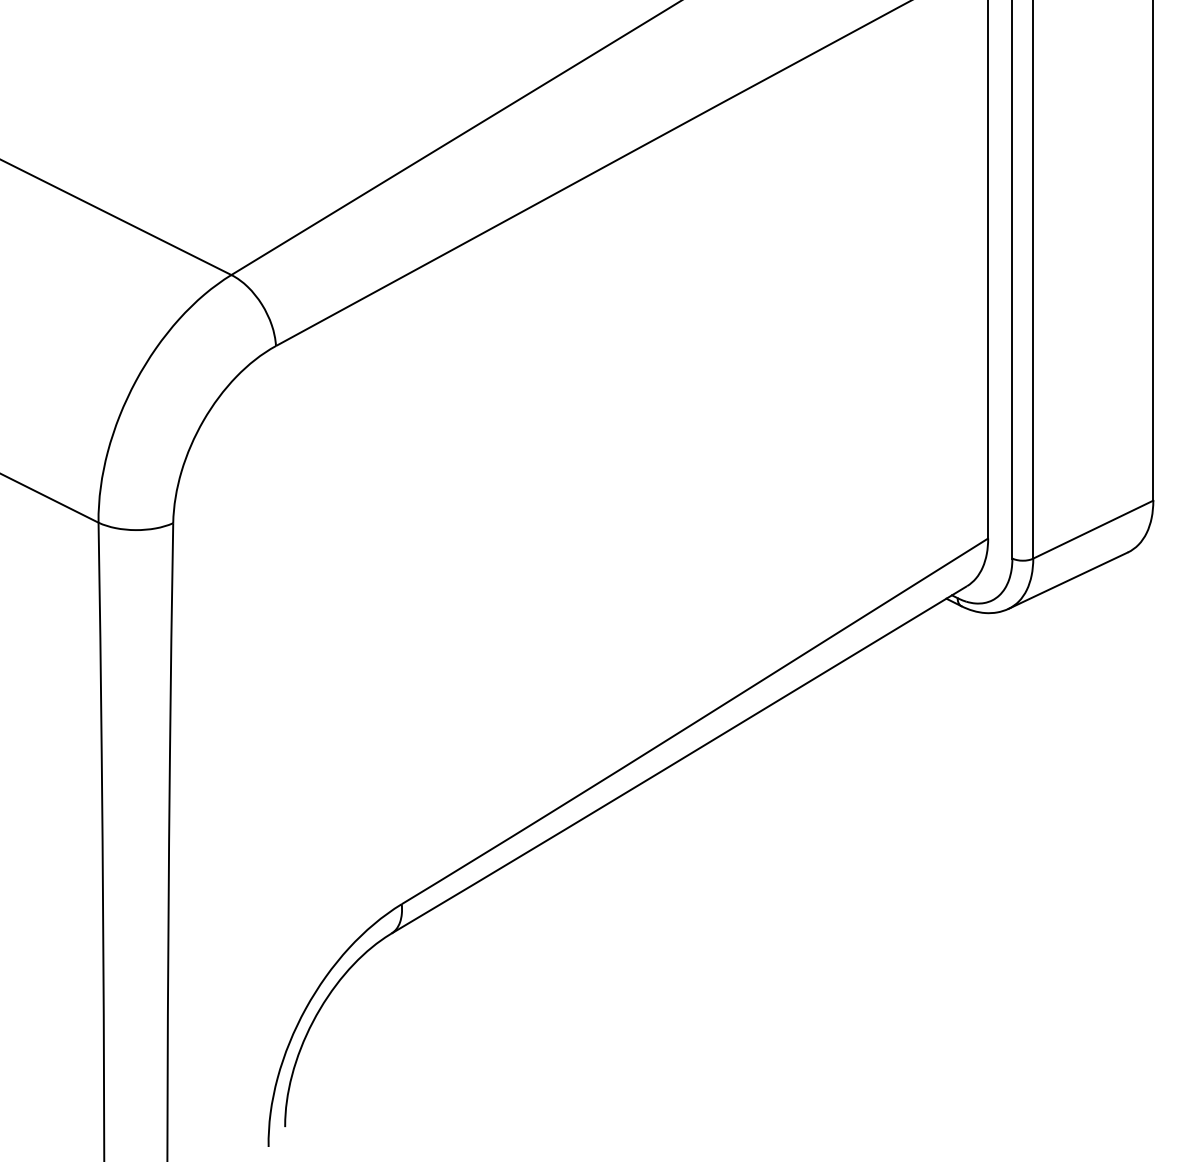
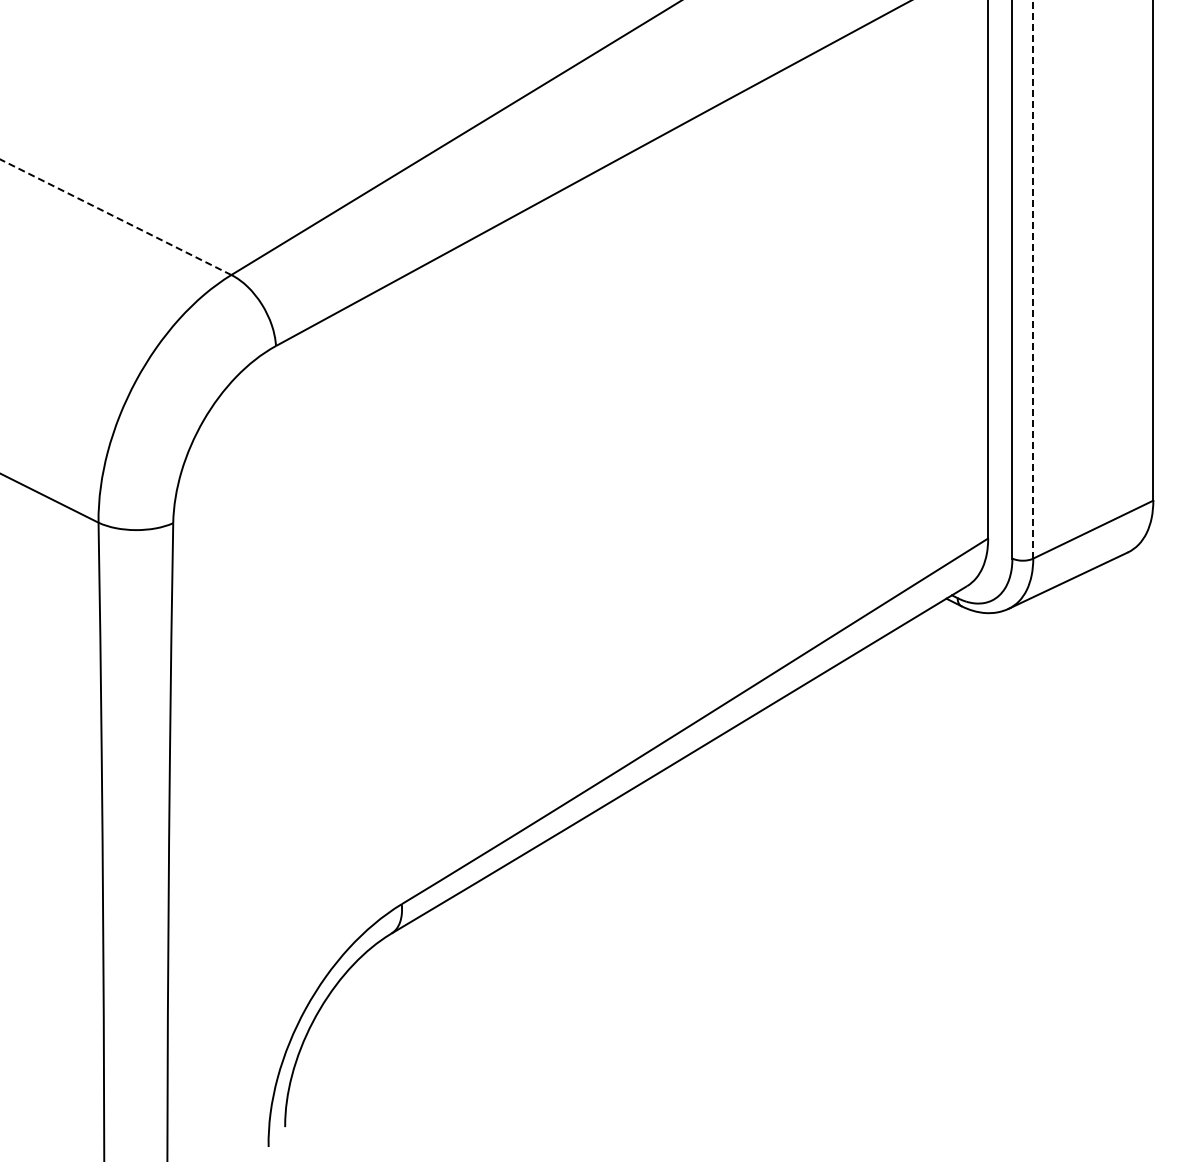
line: solid -> dashed (116, 217)
line: solid -> dashed (1033, 278)
